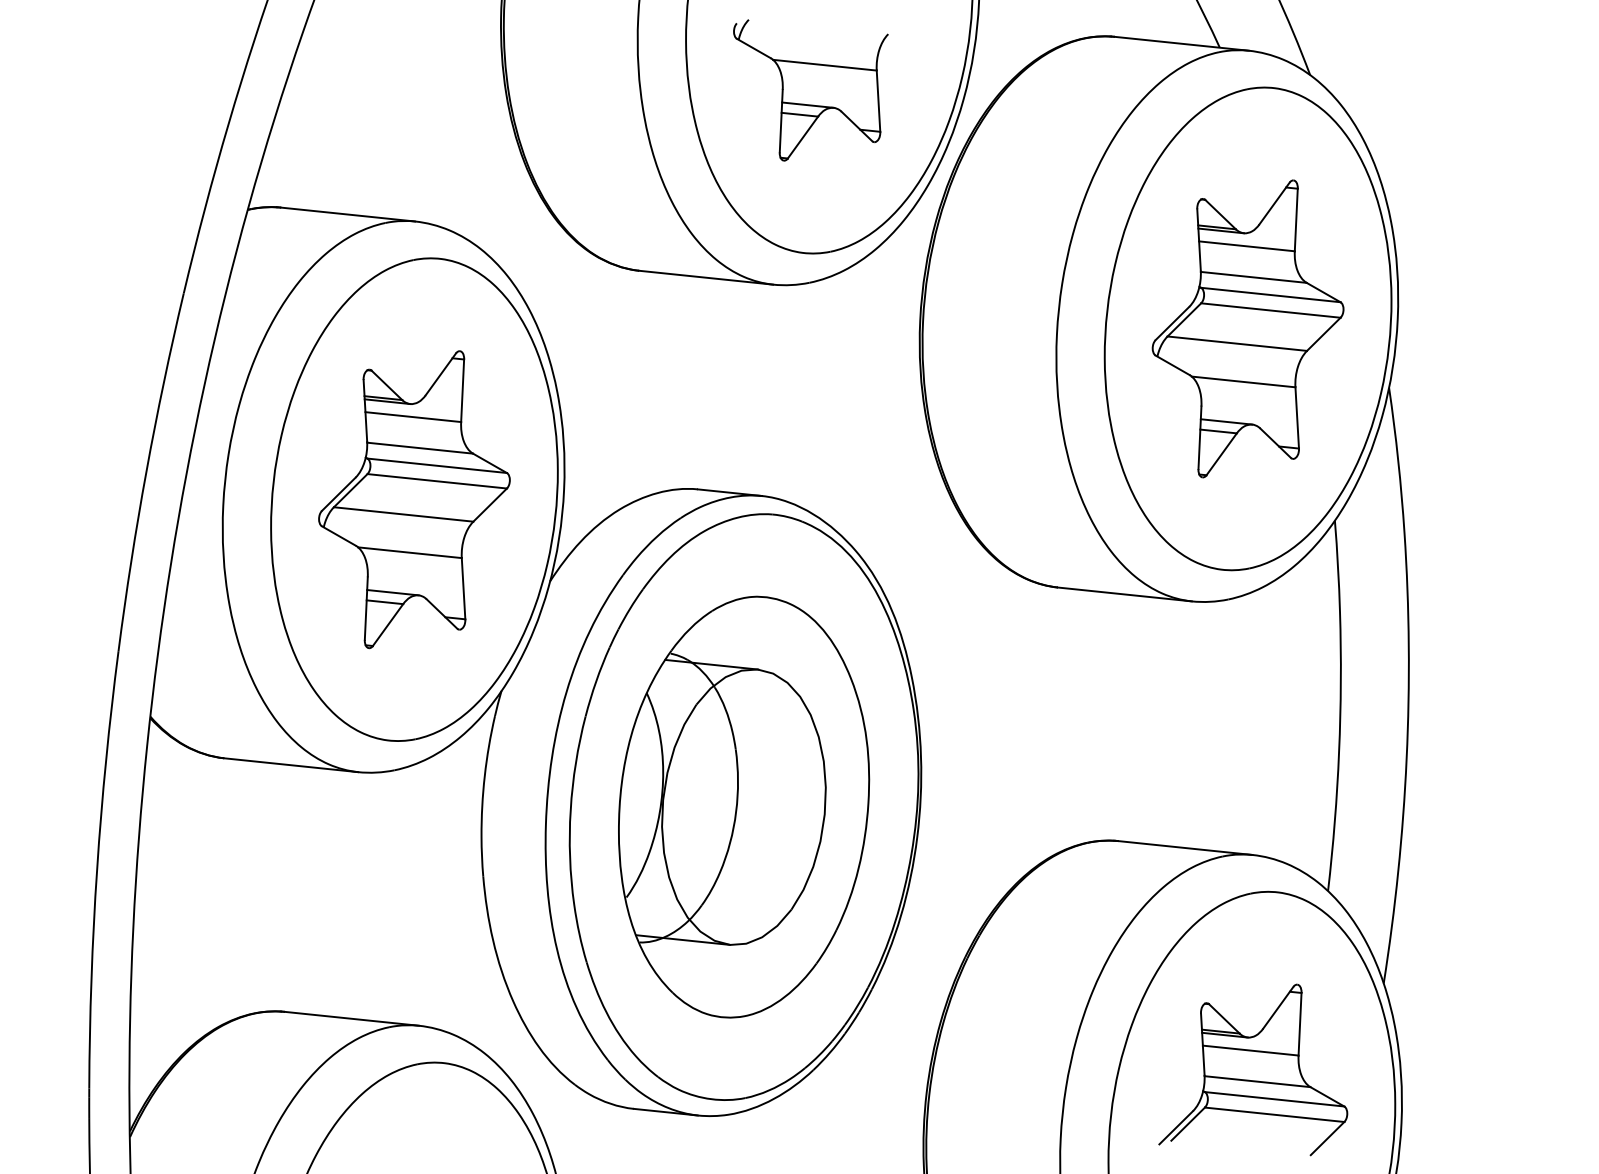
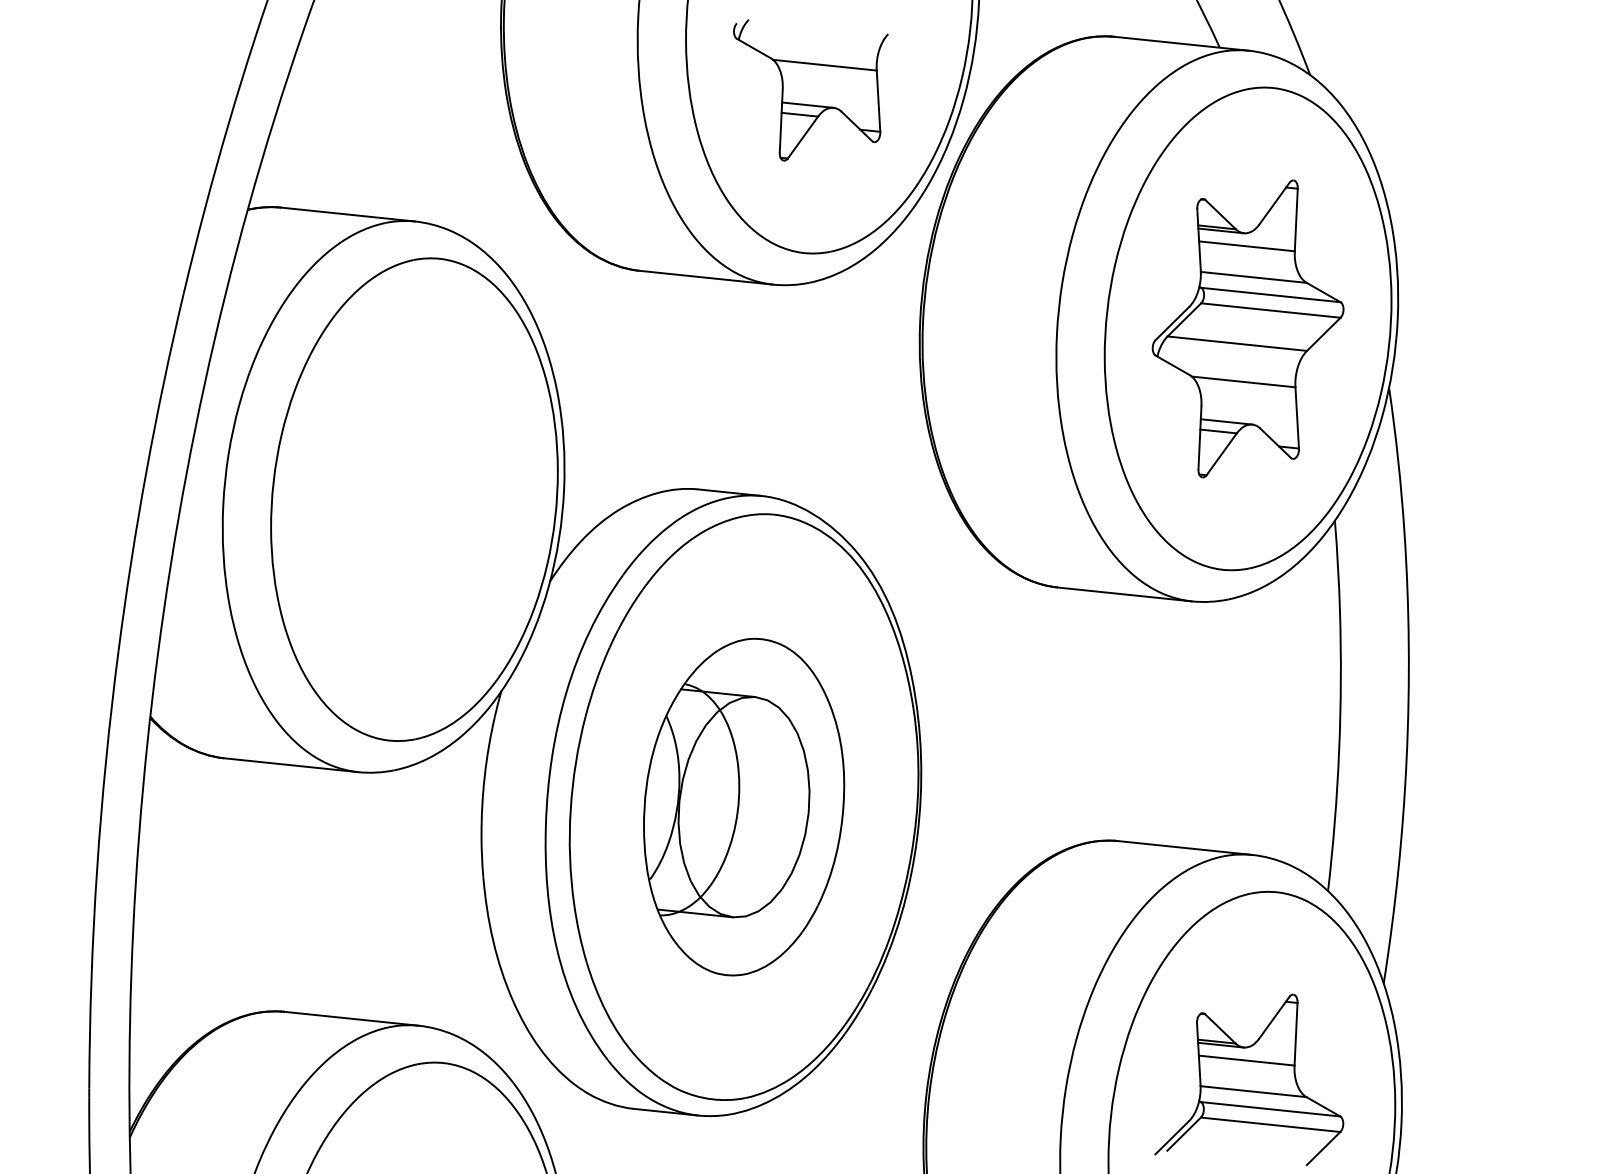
part: present -> none (414, 499)
part size: 253x424 px -> 203x340 px (744, 806)
part position: (1253, 1069) -> (1249, 1079) (1249, 1079)
